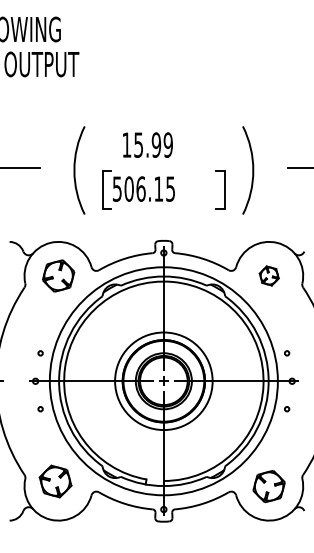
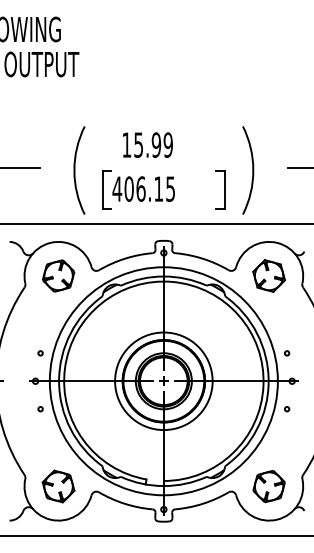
text: 506.15 -> 406.15 (117, 188)
line: none -> present (156, 224)
part size: 22x22 px -> 35x34 px (269, 275)
part position: (55, 481) -> (58, 486) (58, 486)
line: none -> present (156, 536)
